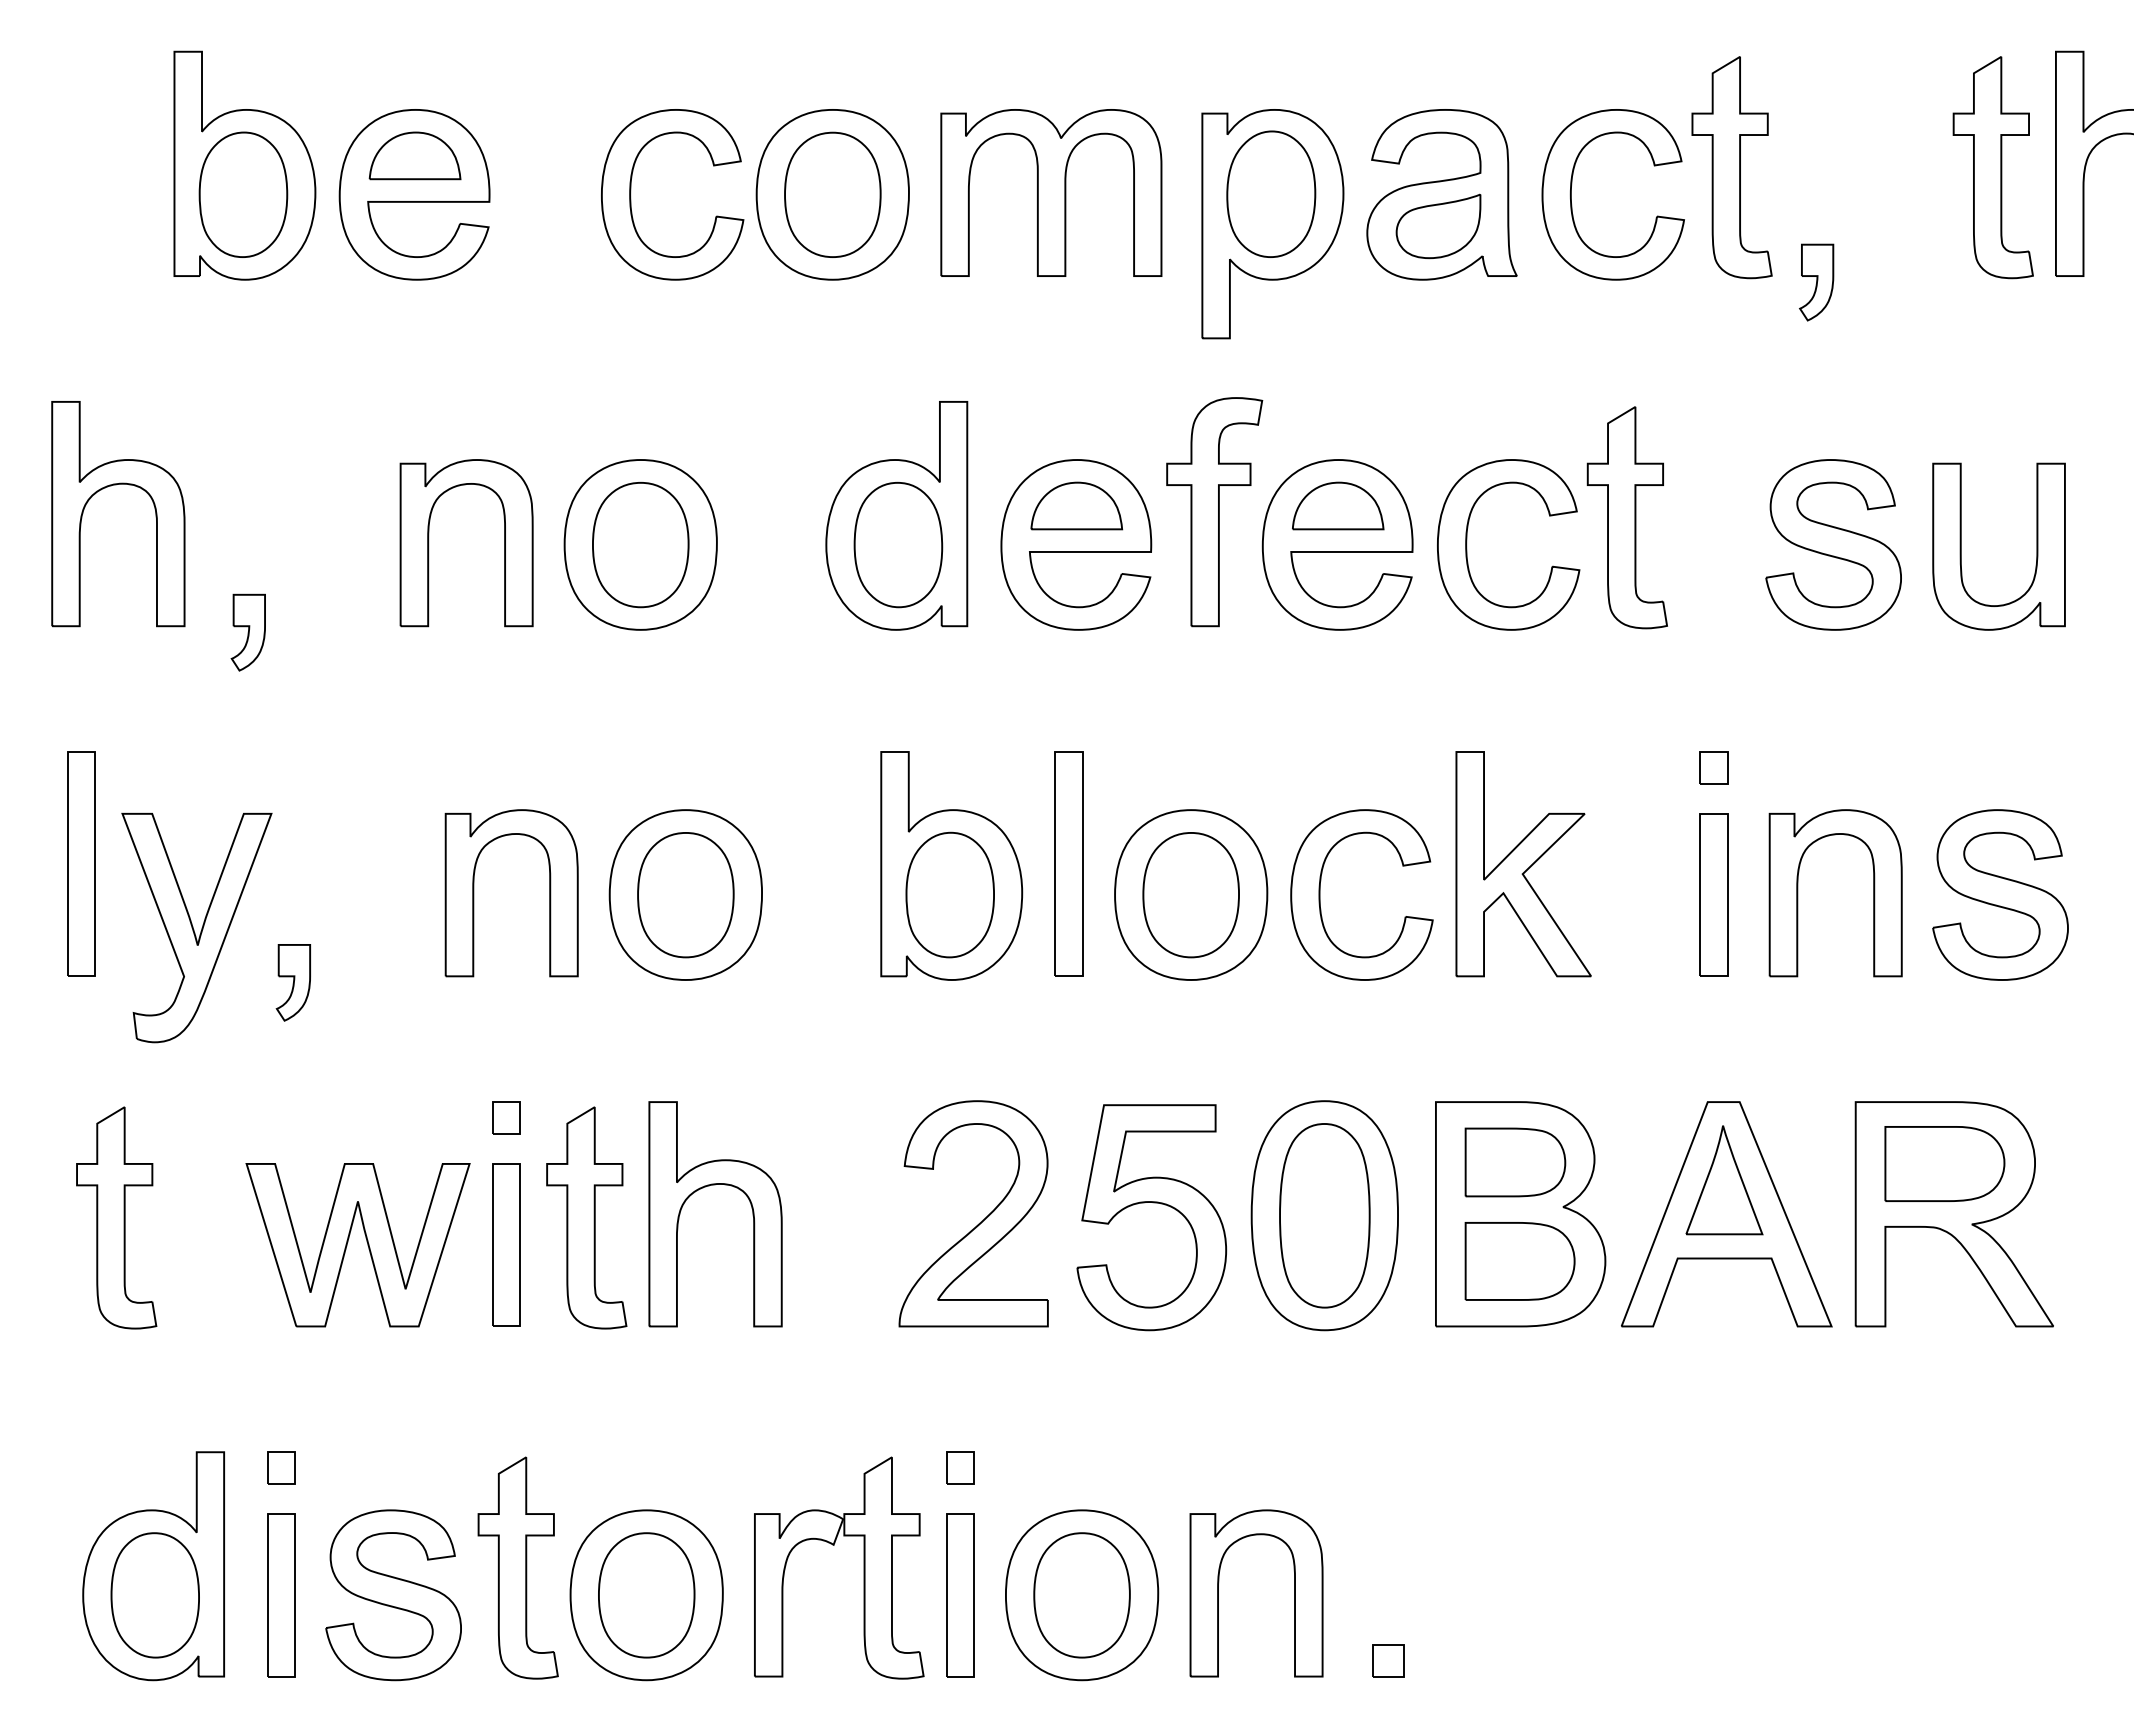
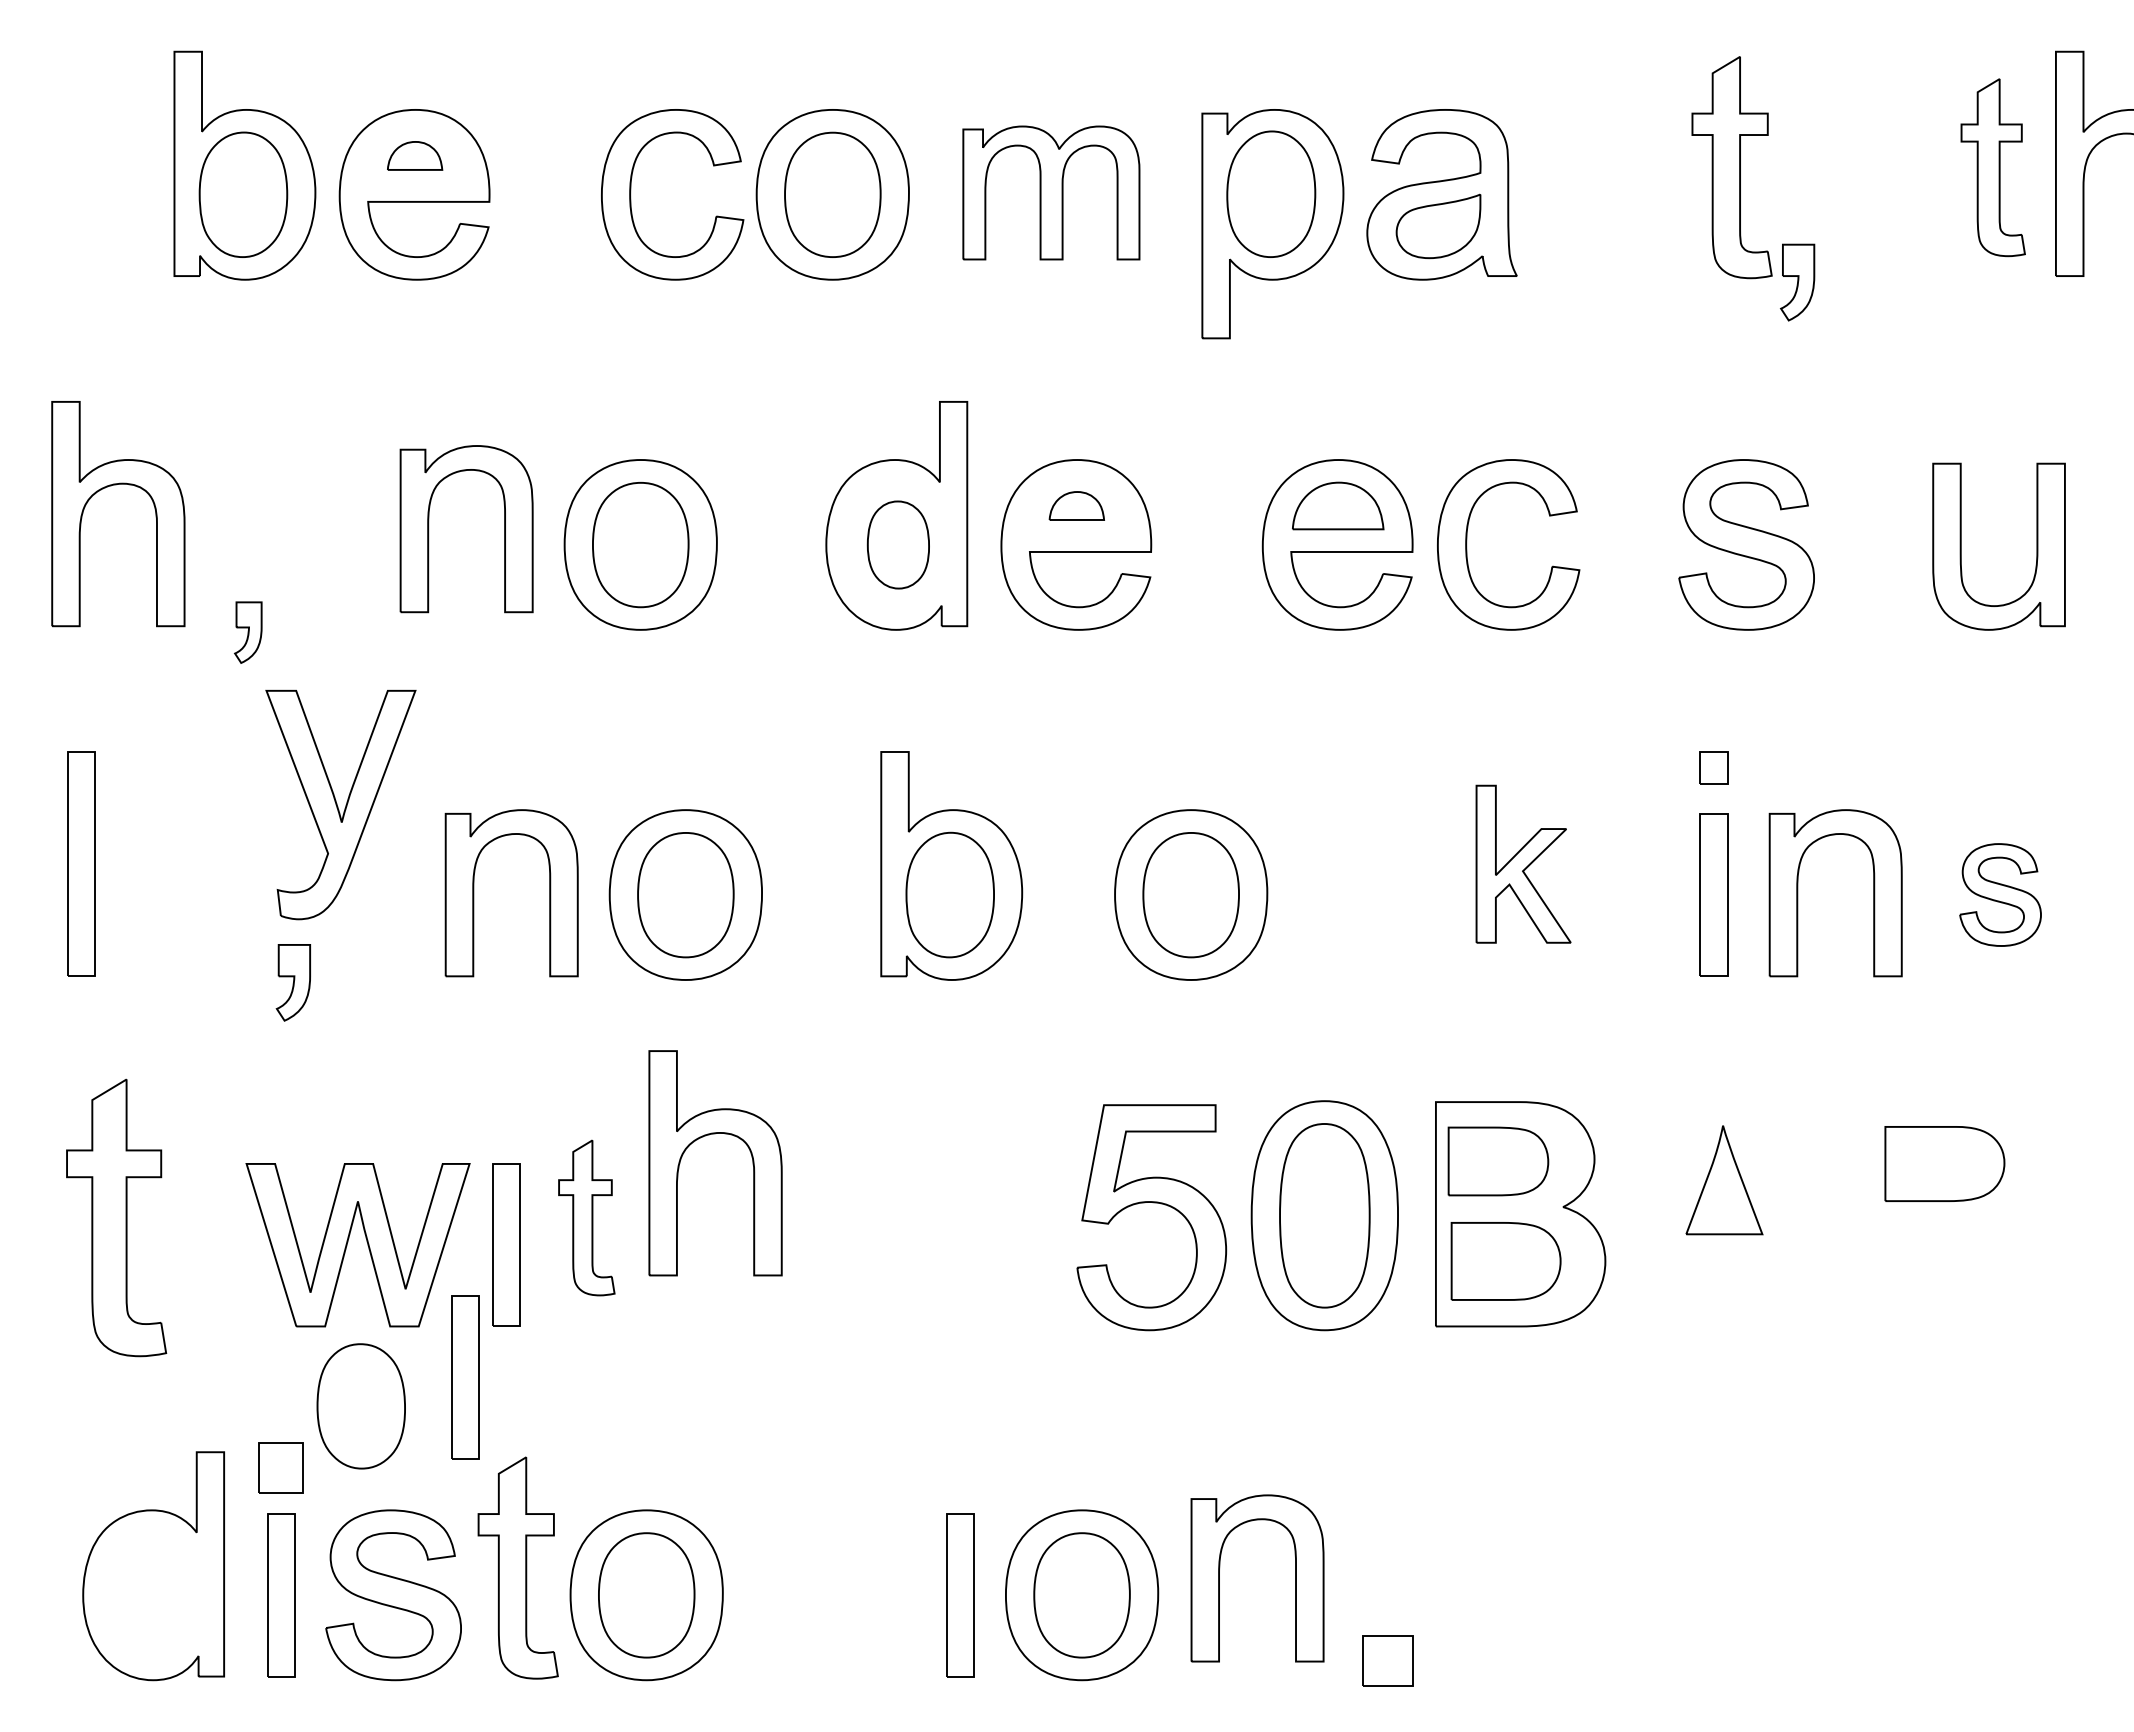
part size: 94x50 px -> 57x30 px (415, 155)
part size: 82x224 px -> 66x180 px (1992, 167)
part size: 223x168 px -> 179x136 px (1051, 192)
part: present -> none (1571, 194)
part position: (1816, 282) -> (1797, 282) (1797, 282)
part size: 94x50 px -> 57x30 px (1076, 505)
part: present -> none (1214, 512)
part: present -> none (1626, 517)
part position: (429, 543) -> (429, 529) (429, 529)
part size: 91x128 px -> 64x90 px (897, 544)
part position: (1833, 544) -> (1746, 544) (1746, 544)
part size: 36x79 px -> 29x63 px (248, 632)
part: present -> none (1068, 863)
part size: 137x227 px -> 97x160 px (1523, 863)
part: present -> none (1320, 894)
part size: 137x172 px -> 83x104 px (2000, 894)
part position: (196, 927) -> (340, 804) (340, 804)
part: present -> none (506, 1117)
part position: (1515, 1162) -> (1498, 1161) (1498, 1161)
part position: (709, 1186) -> (709, 1135) (709, 1135)
part: present -> none (1726, 1214)
part: present -> none (1953, 1214)
part size: 82x224 px -> 102x280 px (116, 1217)
part size: 82x224 px -> 58x158 px (586, 1217)
part: present -> none (979, 1222)
part position: (1519, 1261) -> (1505, 1261) (1505, 1261)
part: none -> present (465, 1377)
part size: 29x34 px -> 46x52 px (280, 1467)
part: present -> none (960, 1467)
part: present -> none (834, 1545)
part position: (1218, 1593) -> (1219, 1578) (1219, 1578)
part position: (154, 1595) -> (360, 1406) (360, 1406)
part size: 33x34 px -> 52x52 px (1387, 1660)
